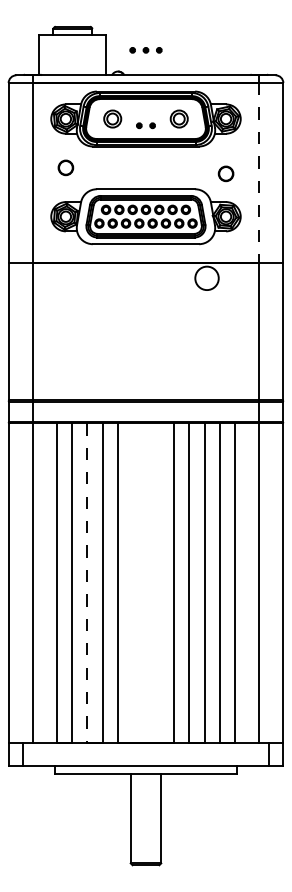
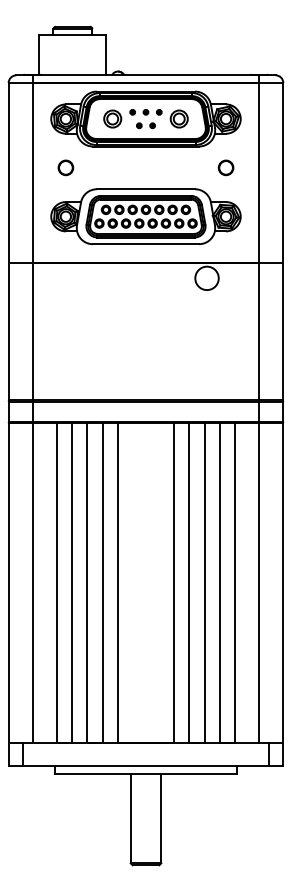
part position: (145, 50) -> (145, 112) (145, 112)
part position: (225, 173) -> (225, 167) (225, 167)
line: dashed -> solid (259, 173)
line: dashed -> solid (87, 583)
